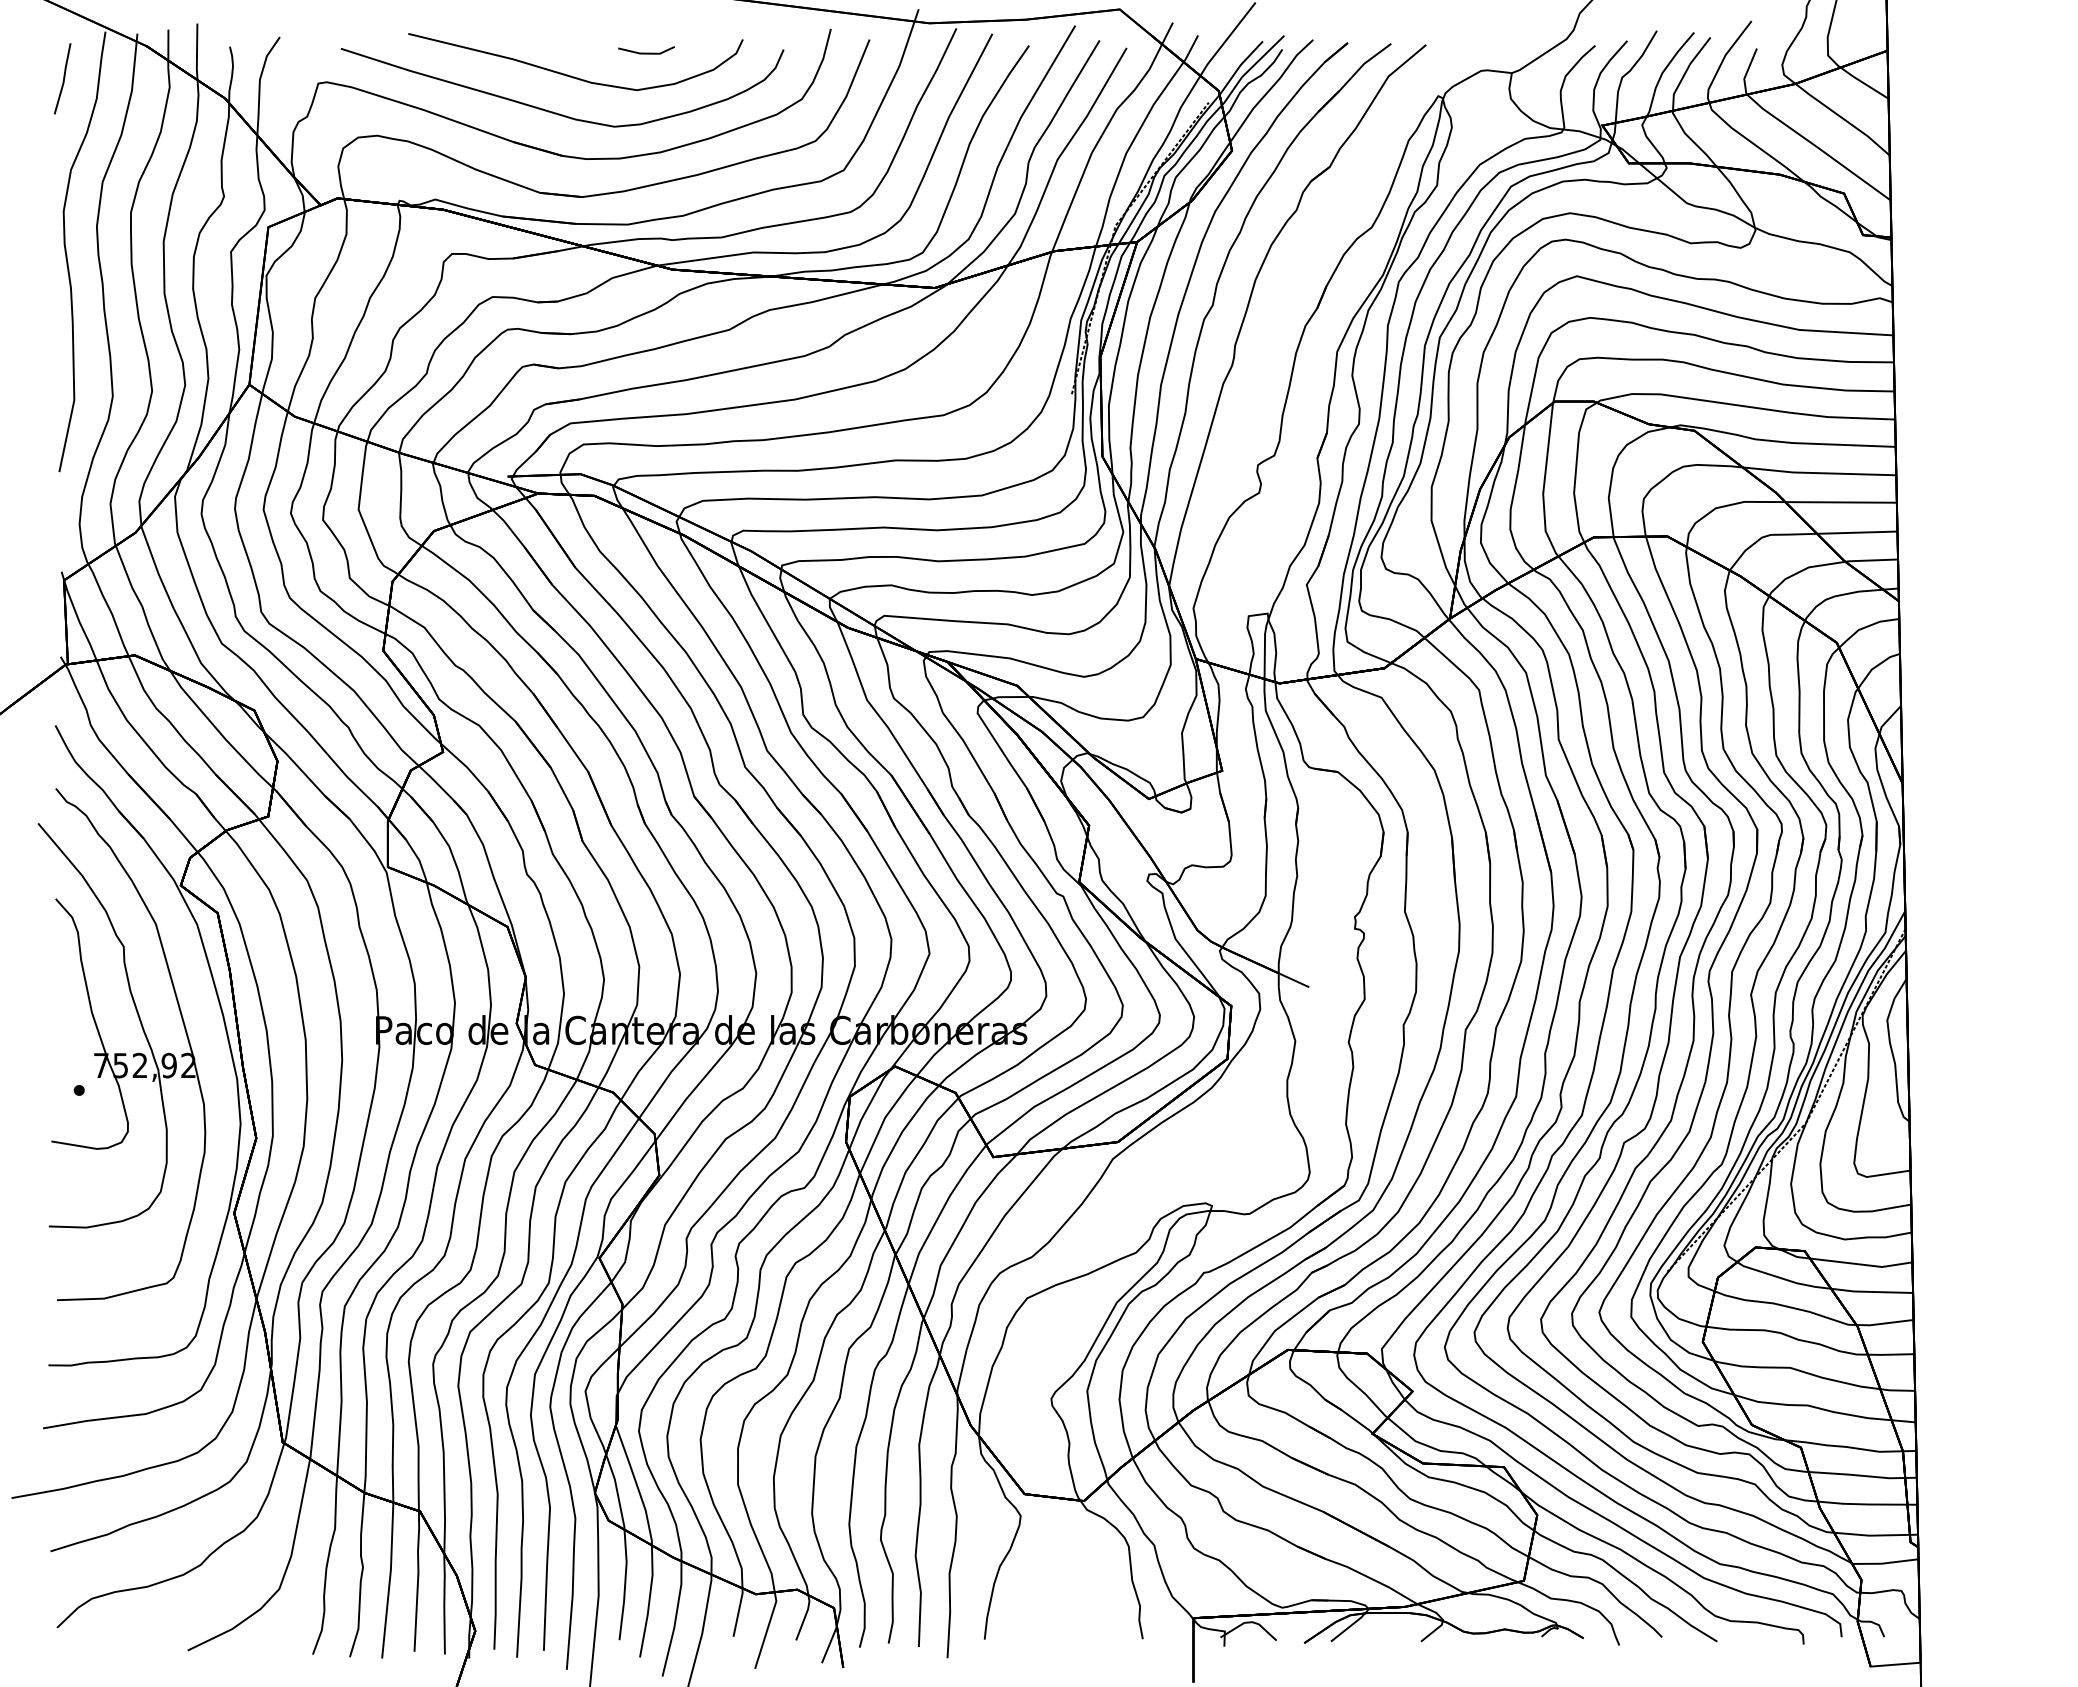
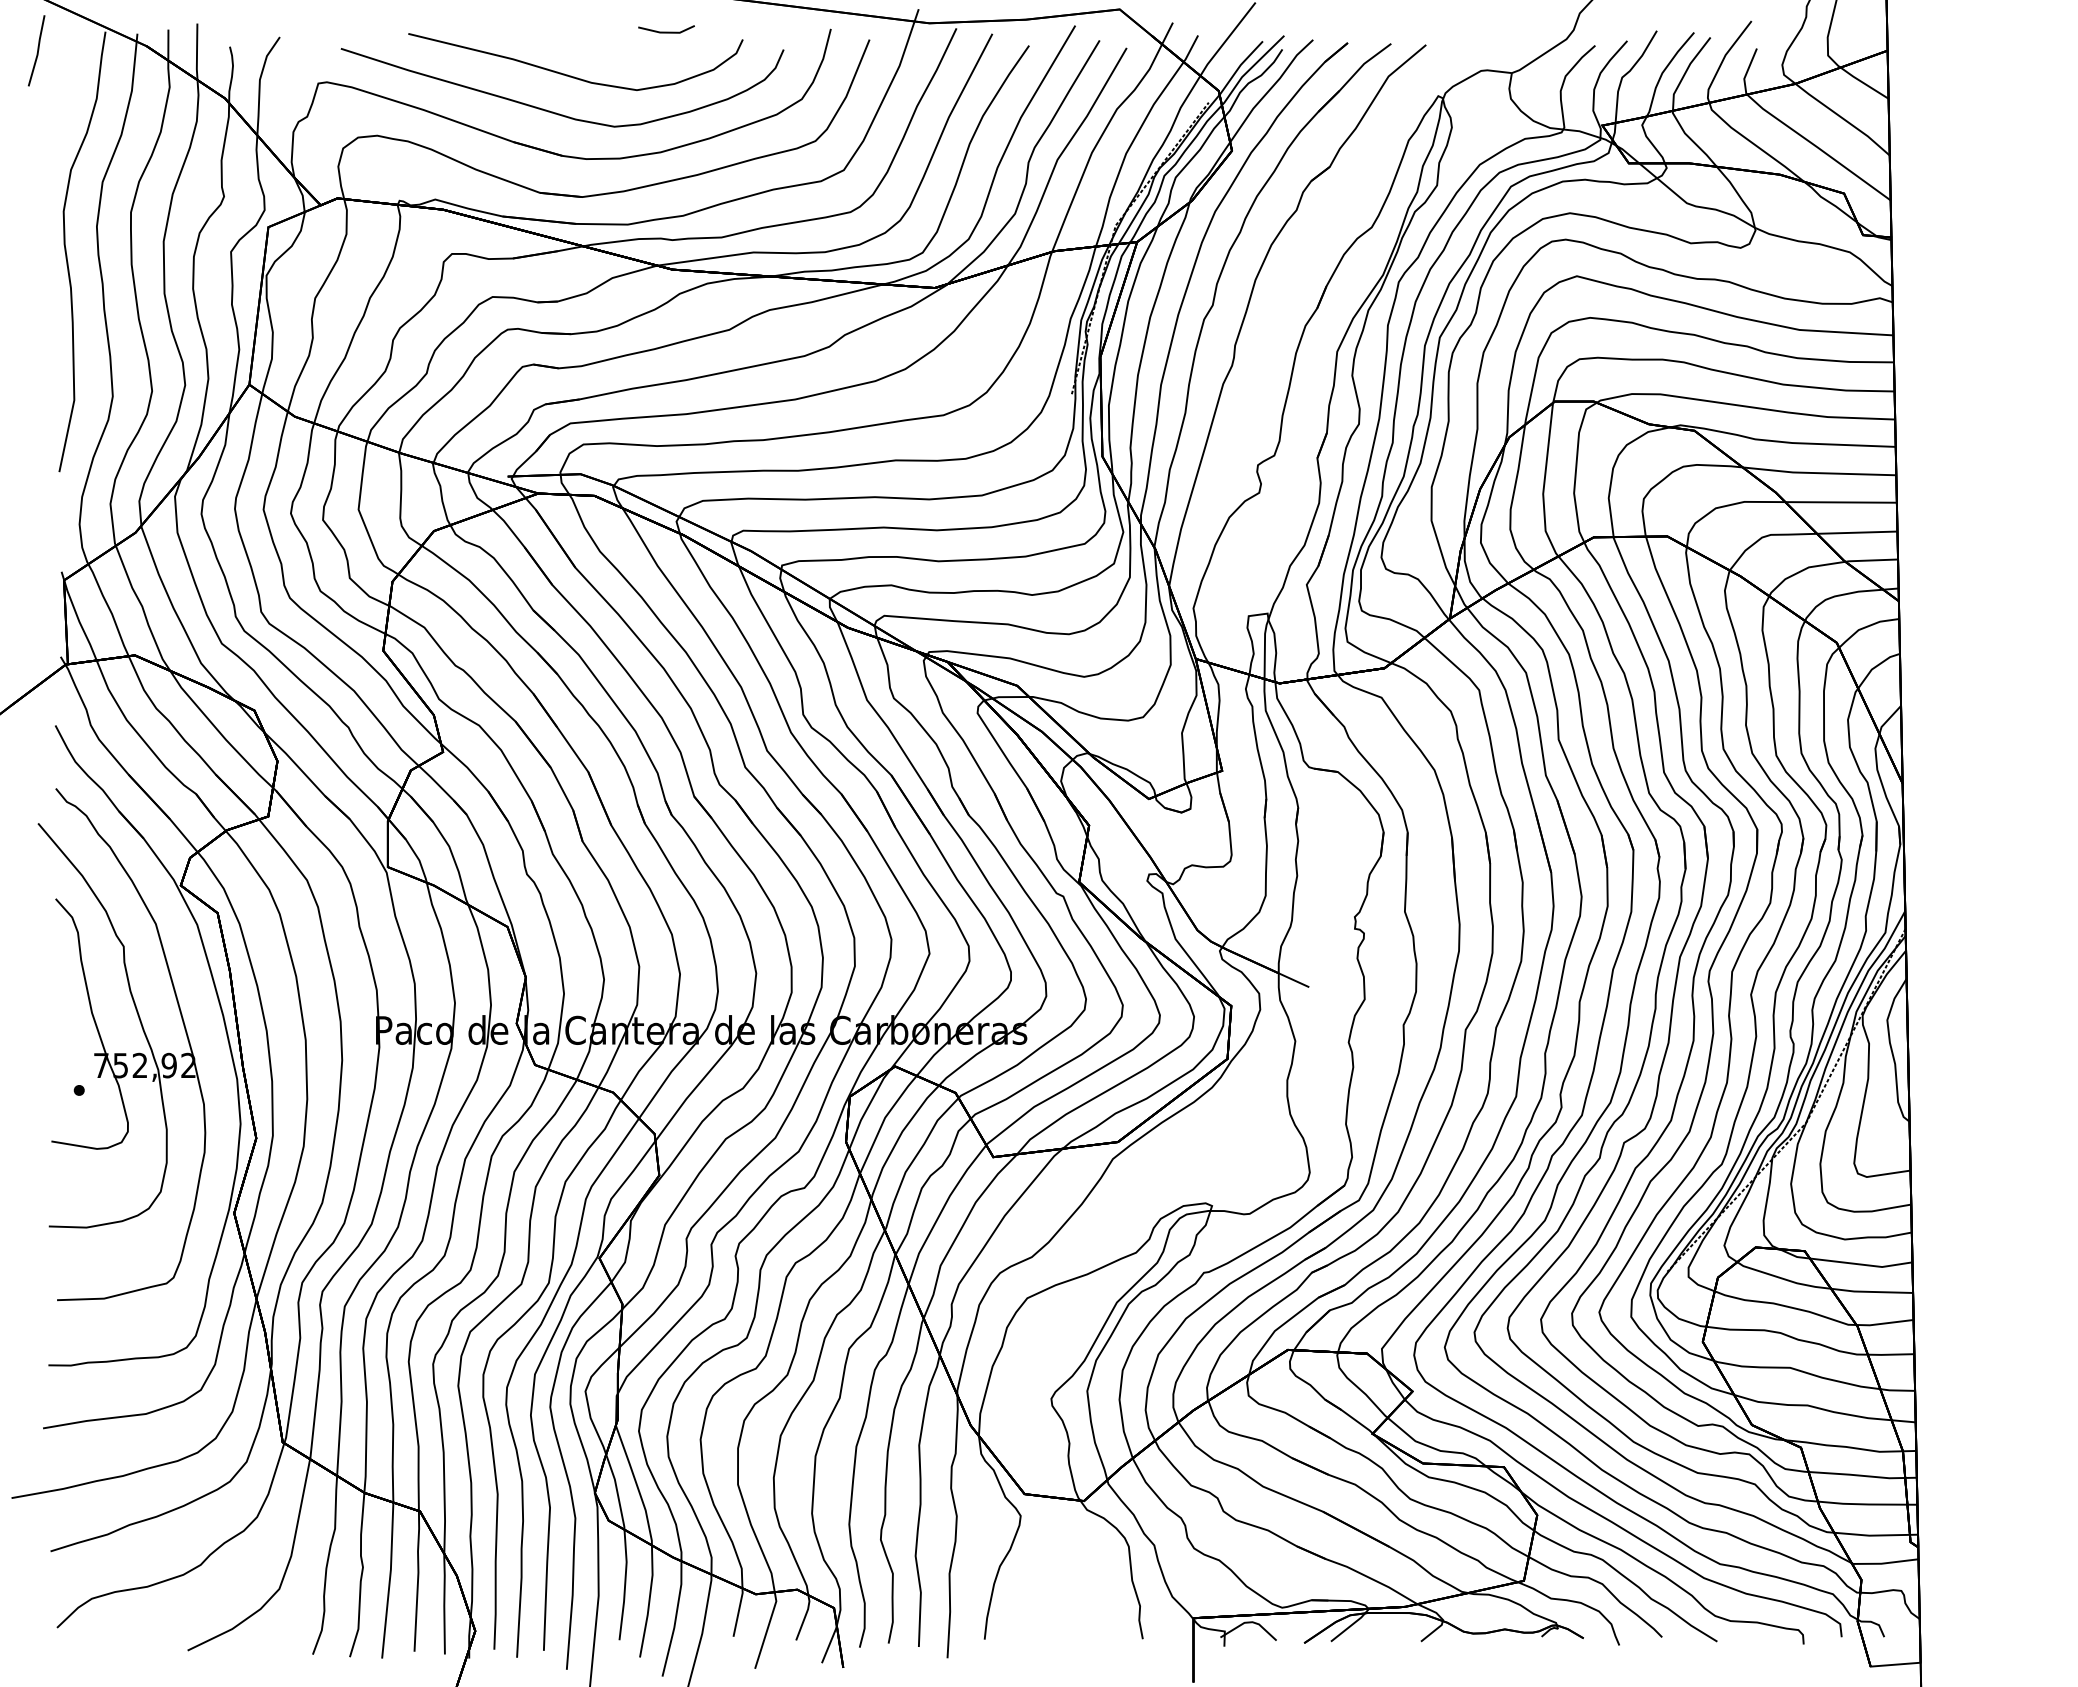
line position: (646, 52) -> (666, 31) (666, 31)
line position: (63, 78) -> (37, 50) (37, 50)
